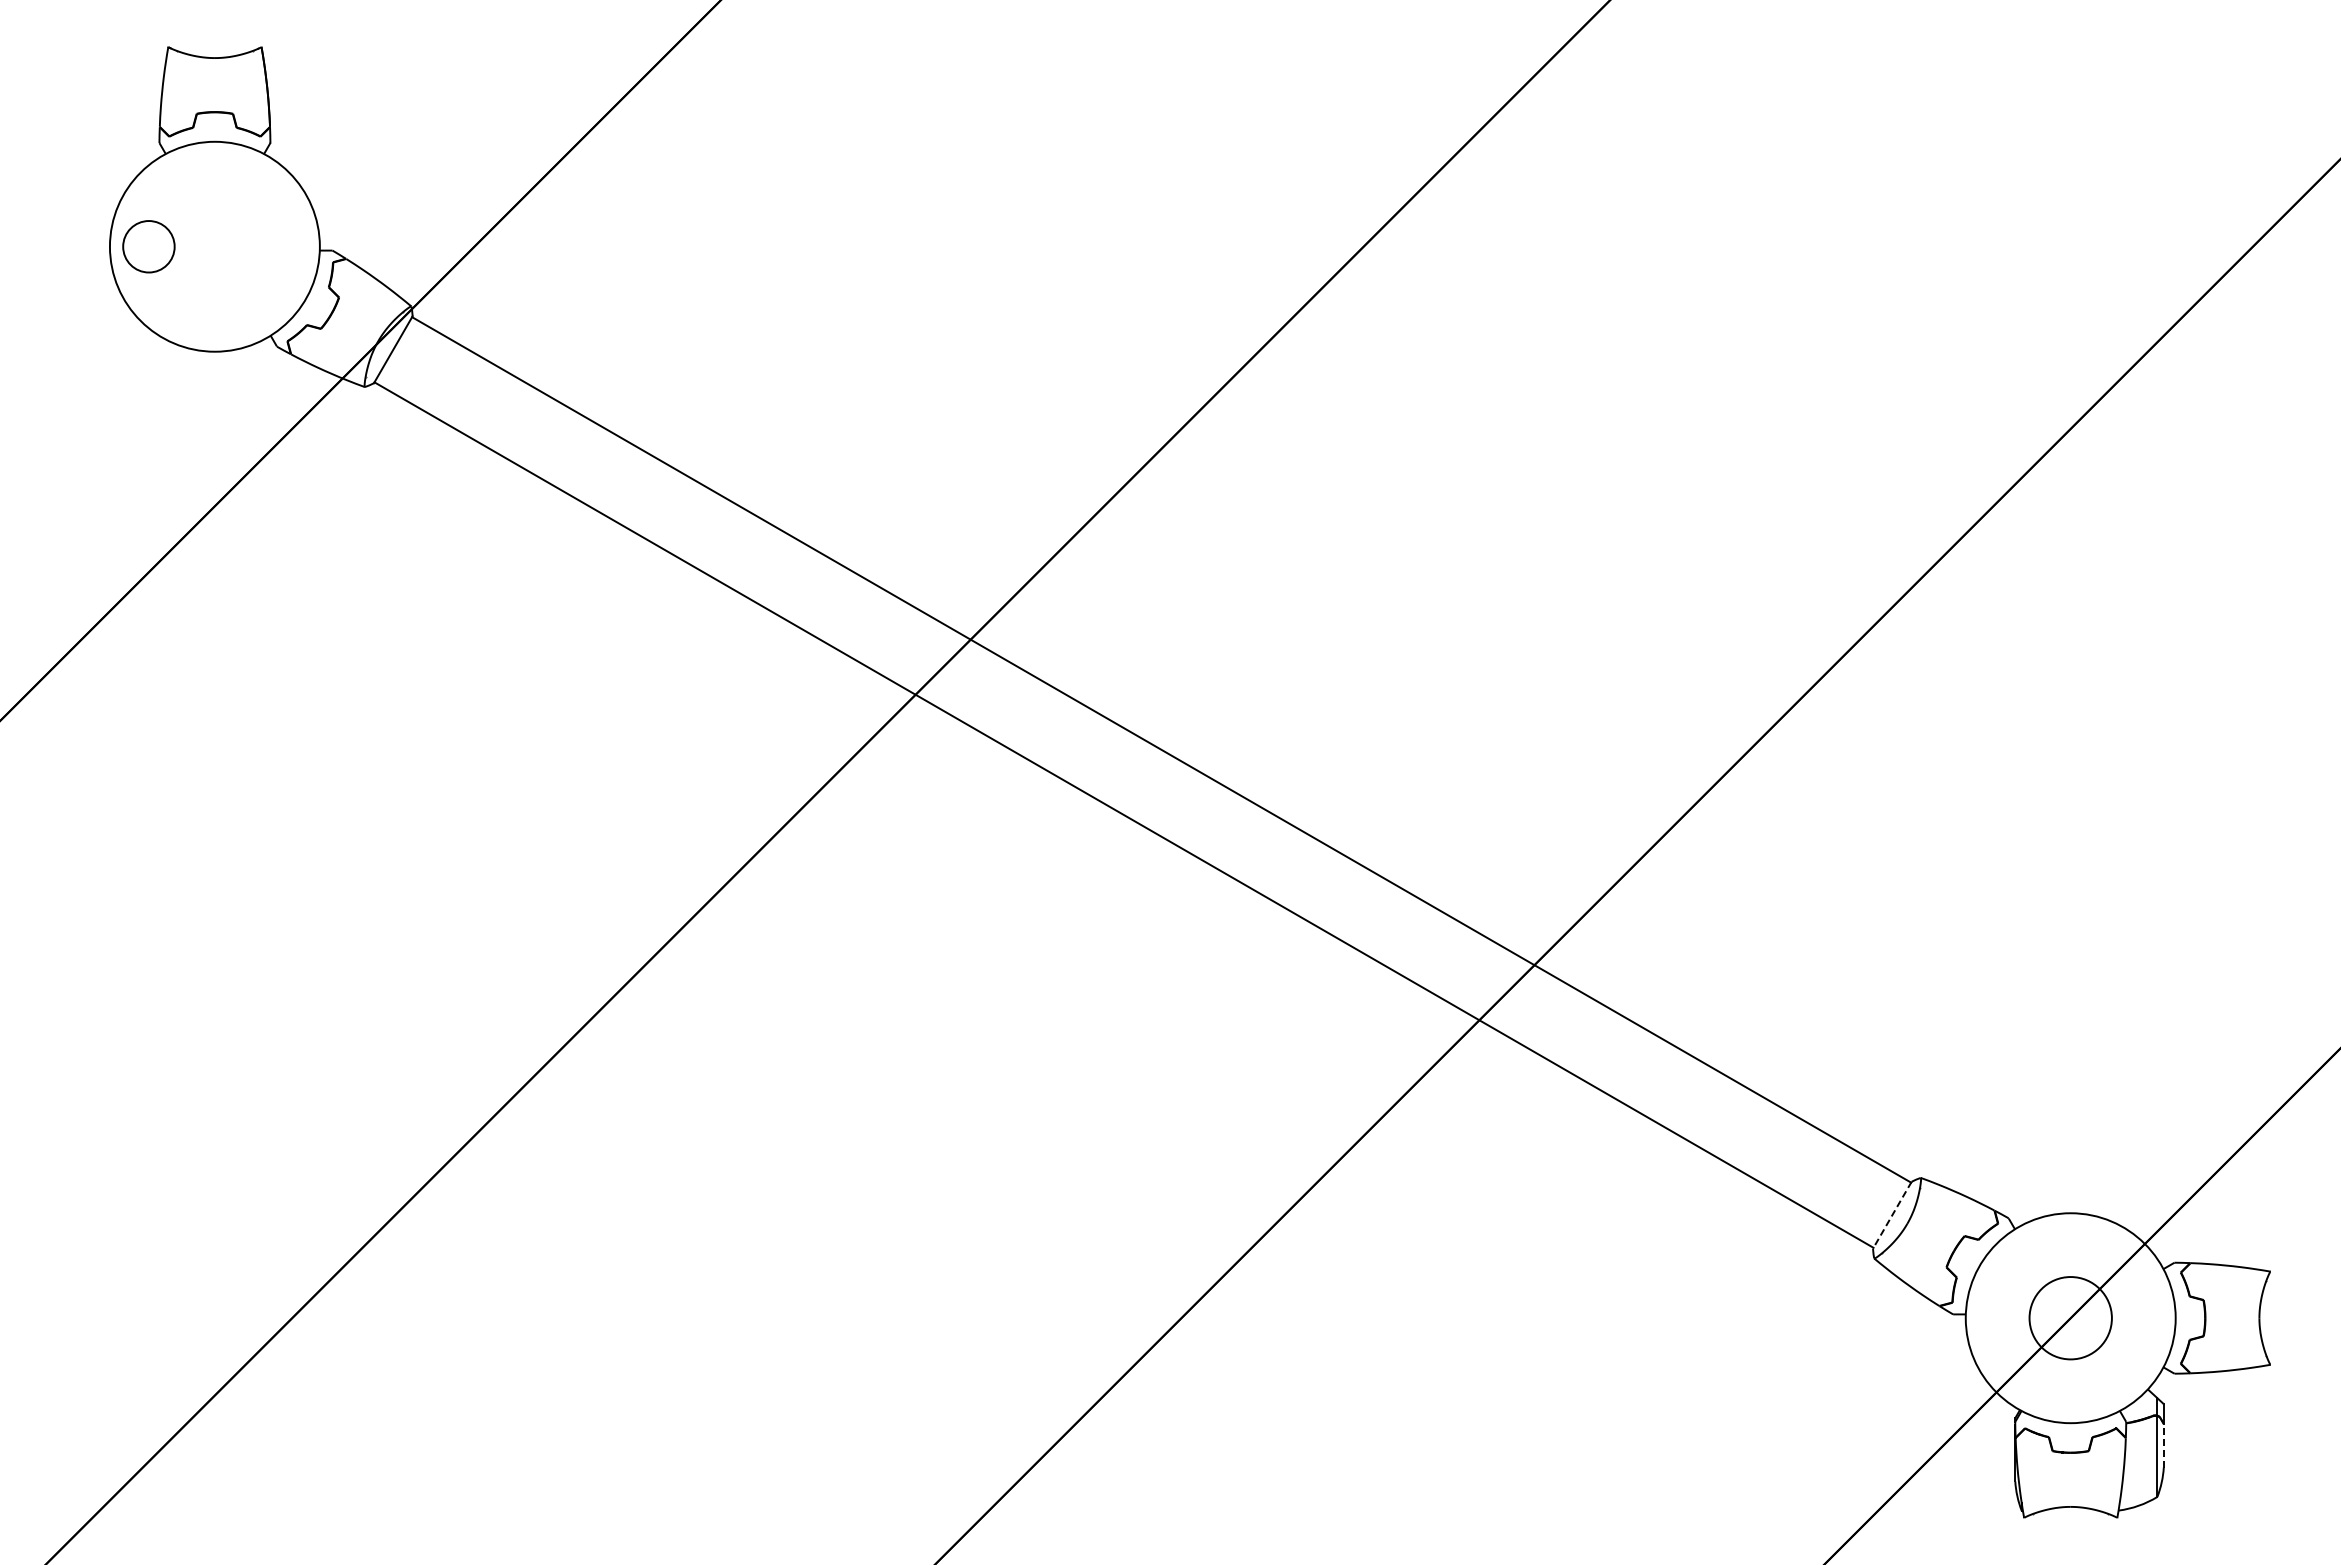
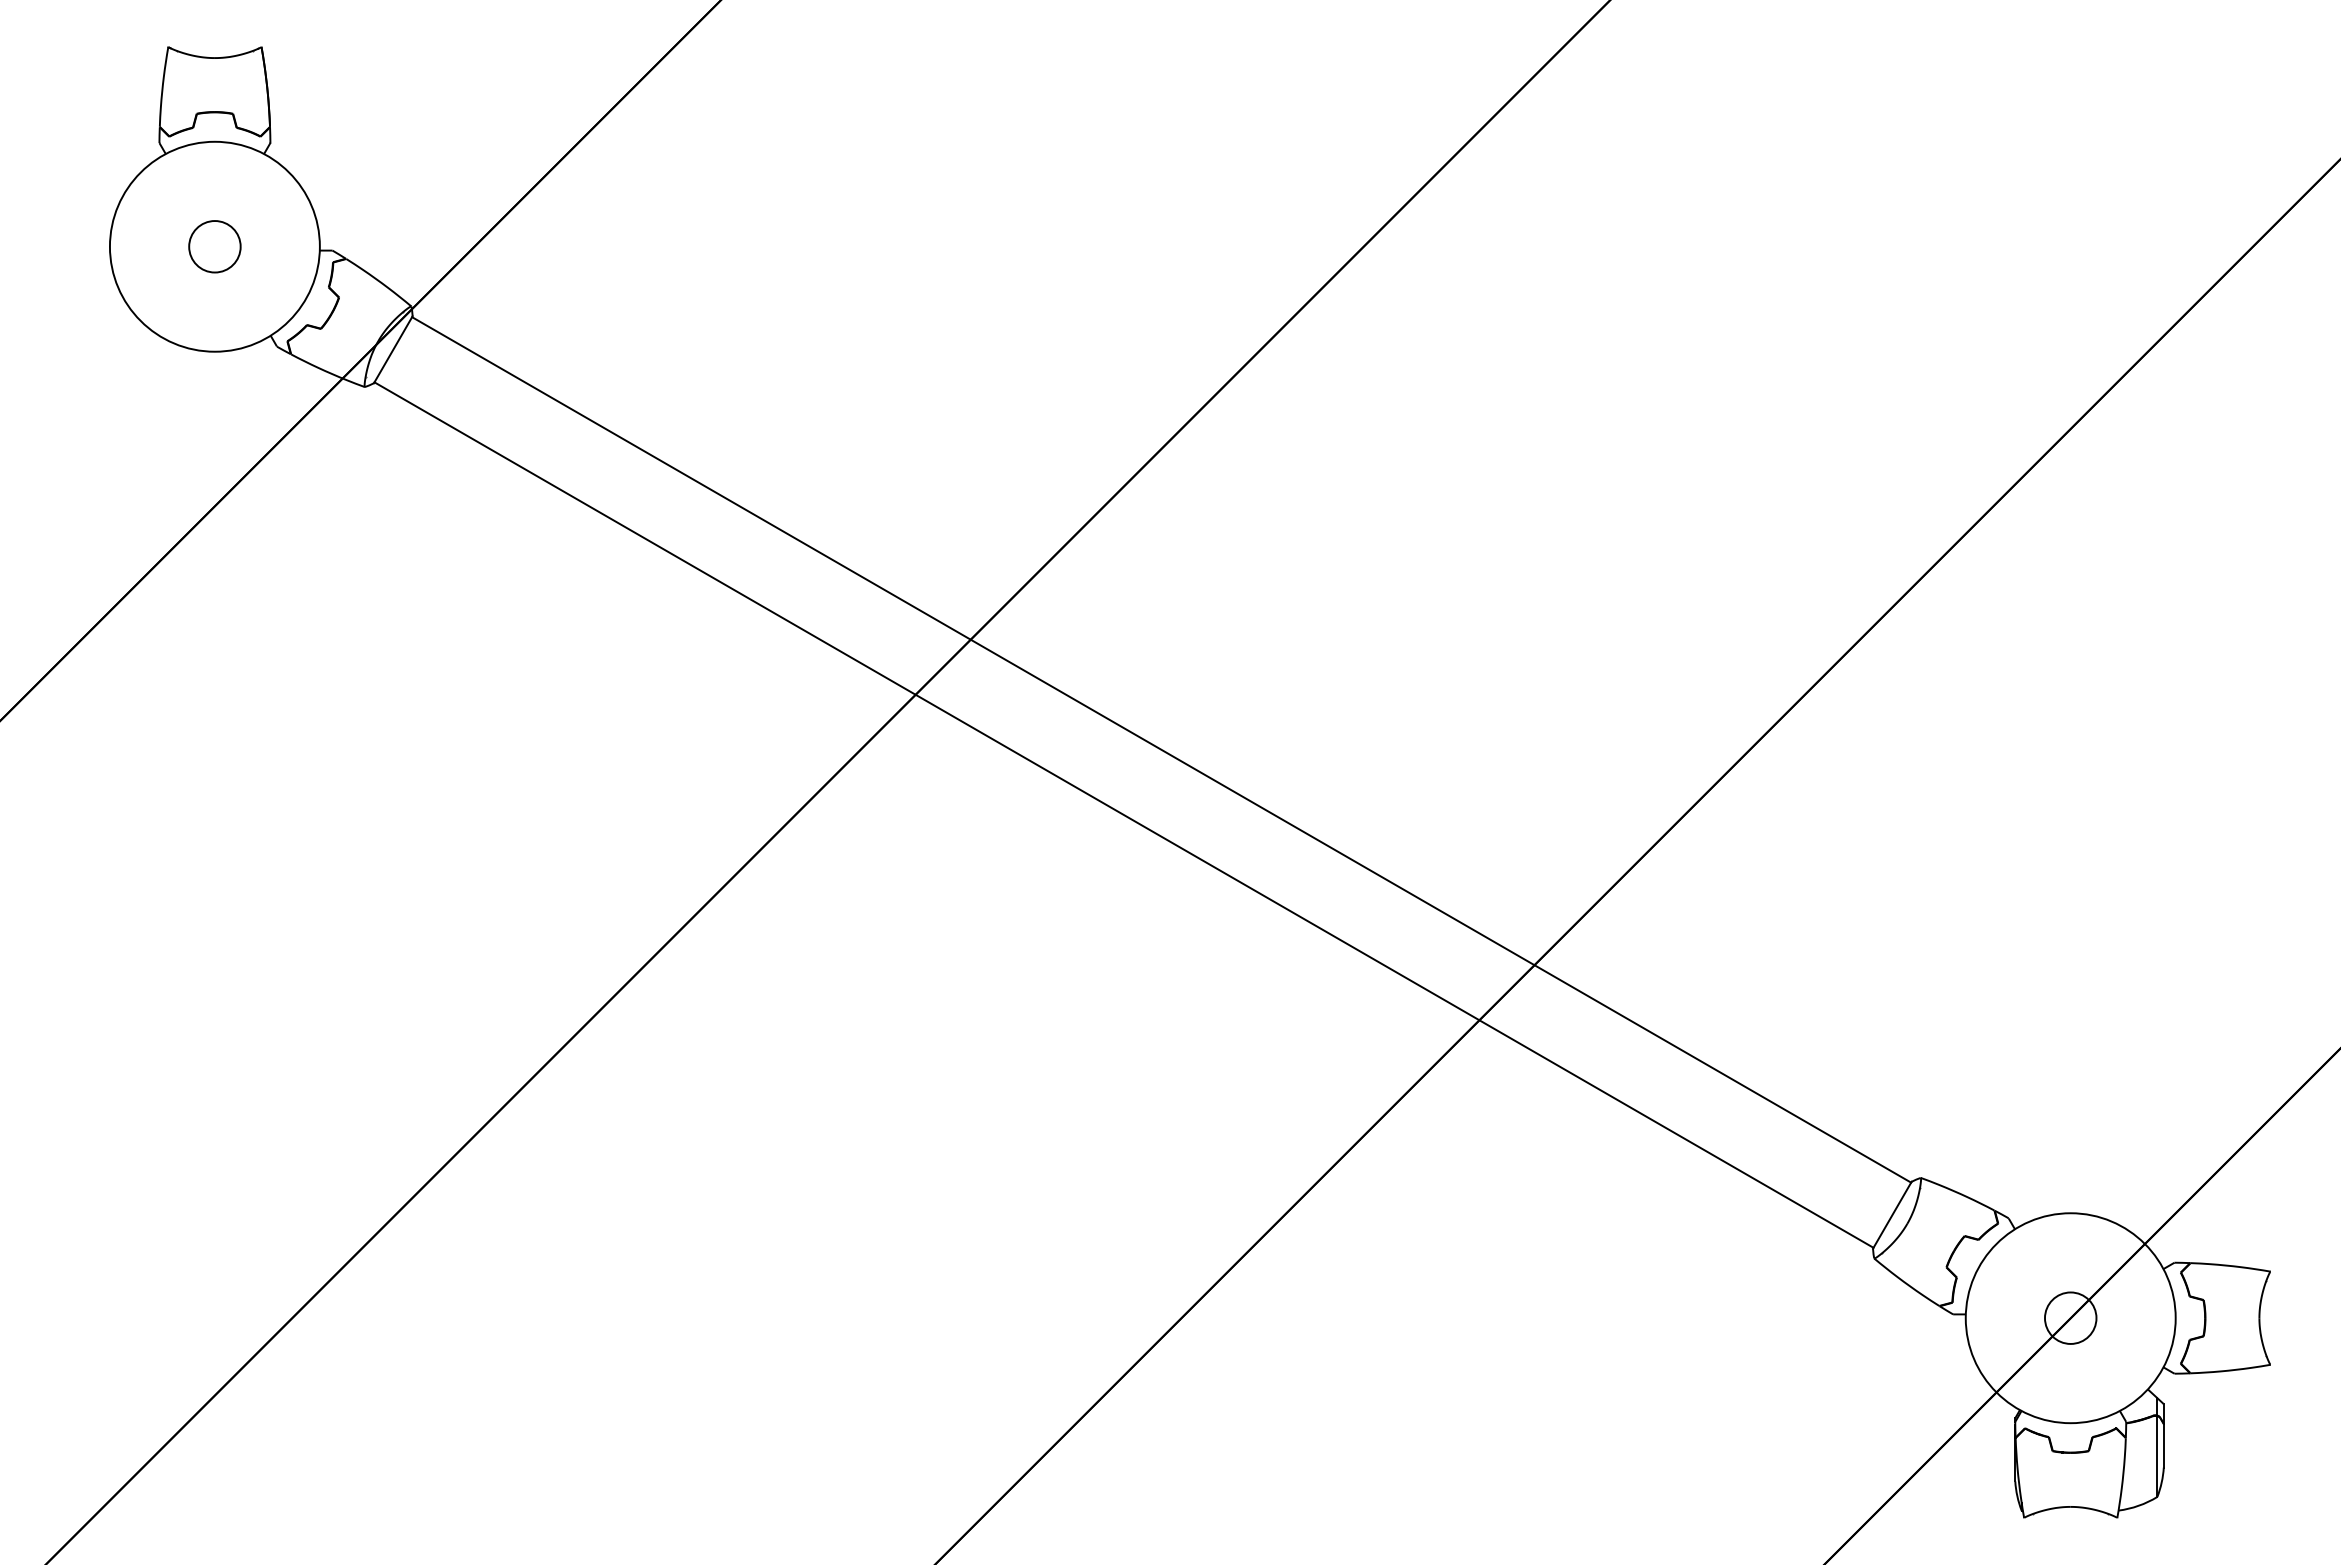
circle position: (148, 246) -> (214, 246) (214, 246)
line: dashed -> solid (1892, 1215)
circle diameter: 82 px -> 51 px (2070, 1317)
line: dashed -> solid (2163, 1445)
